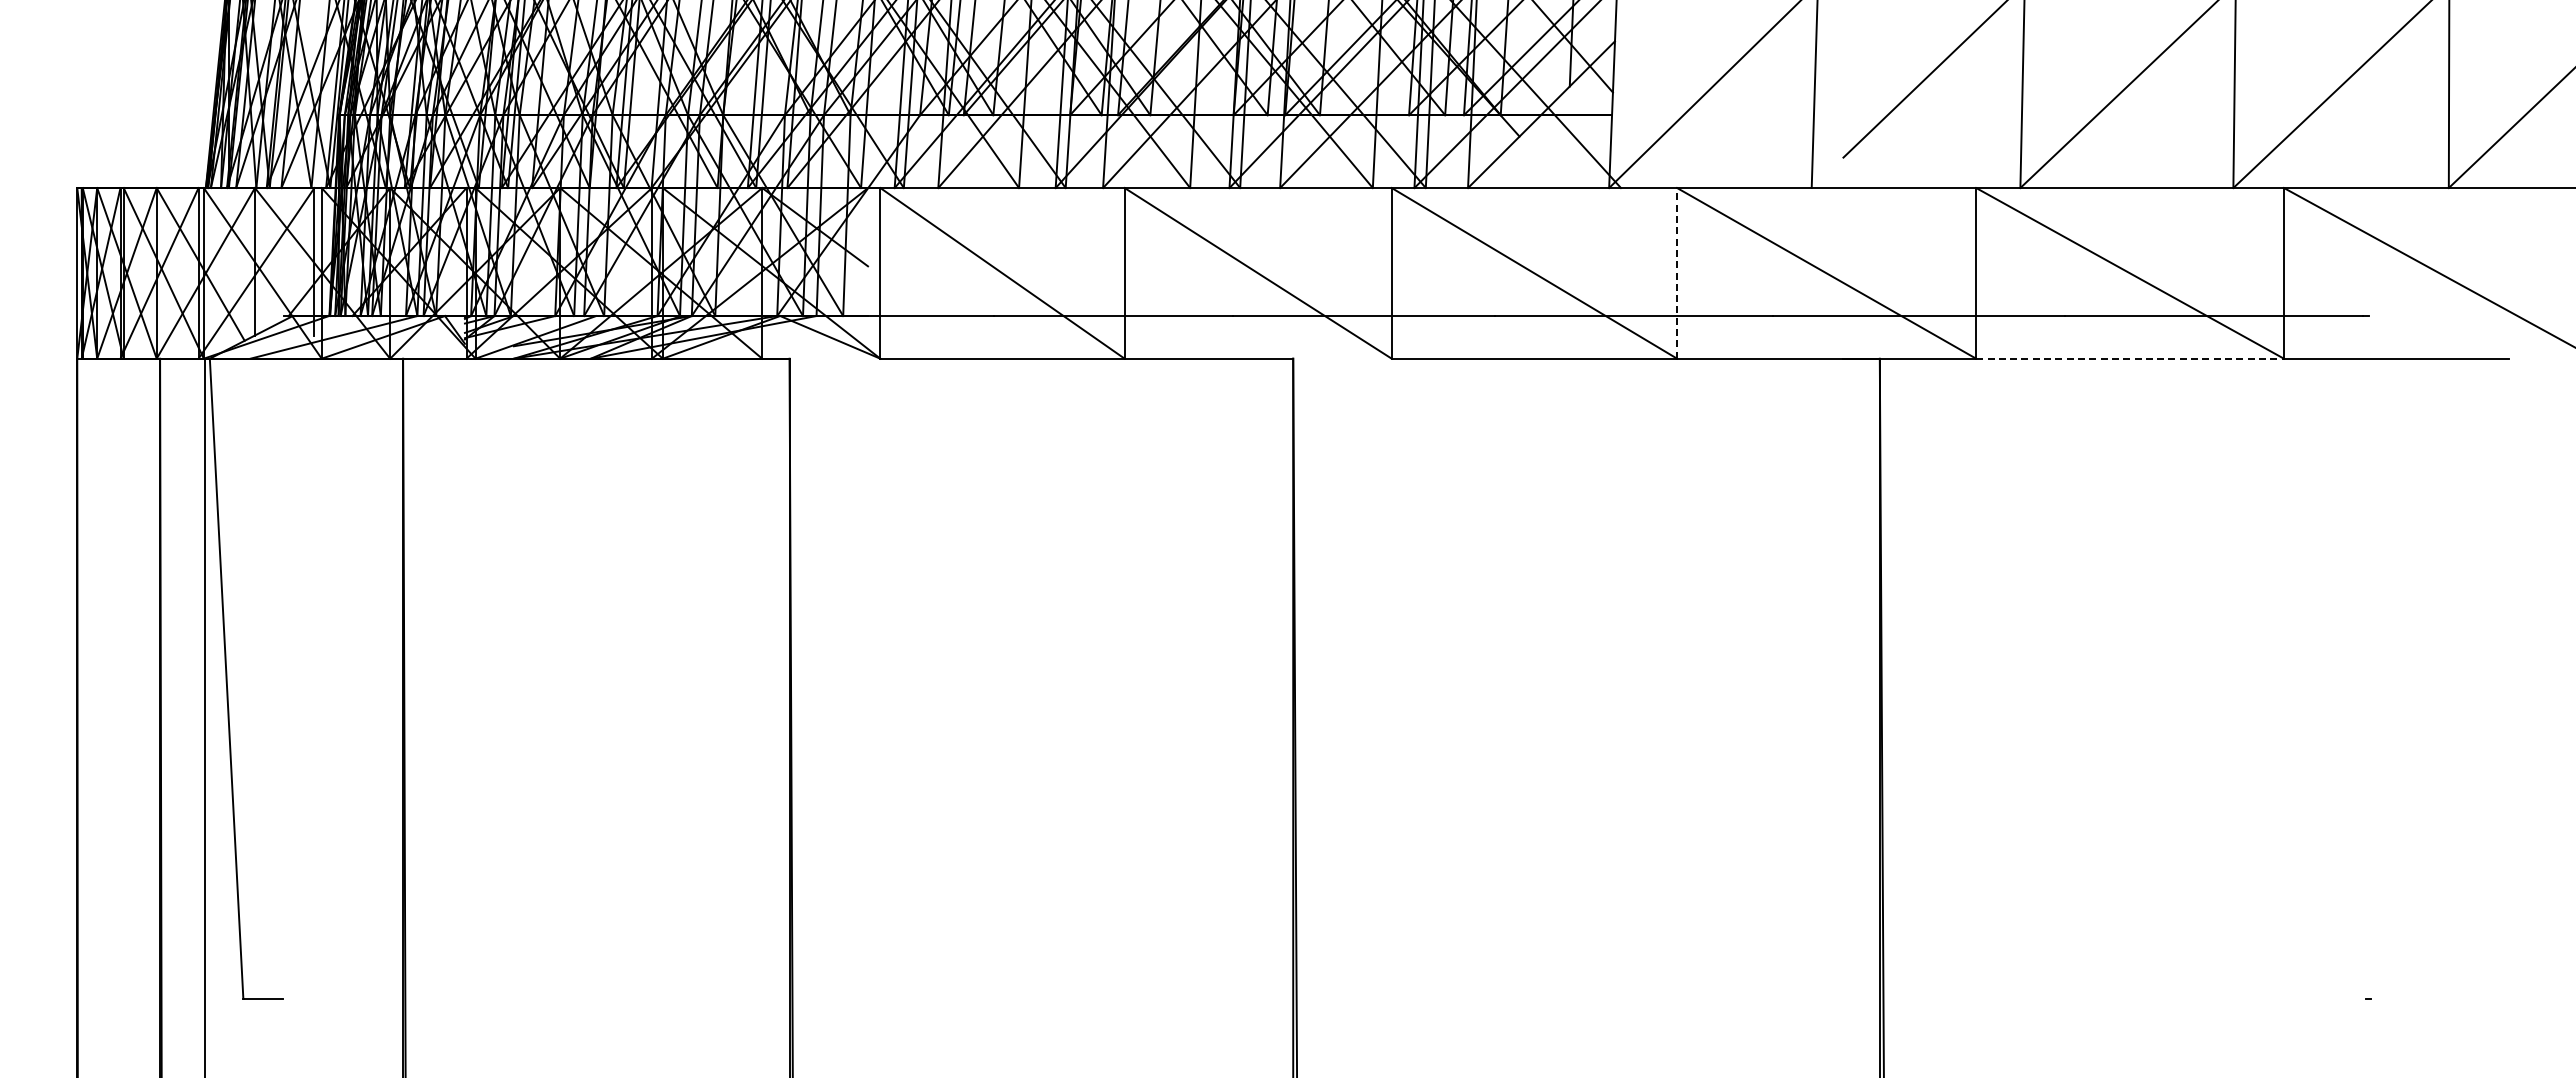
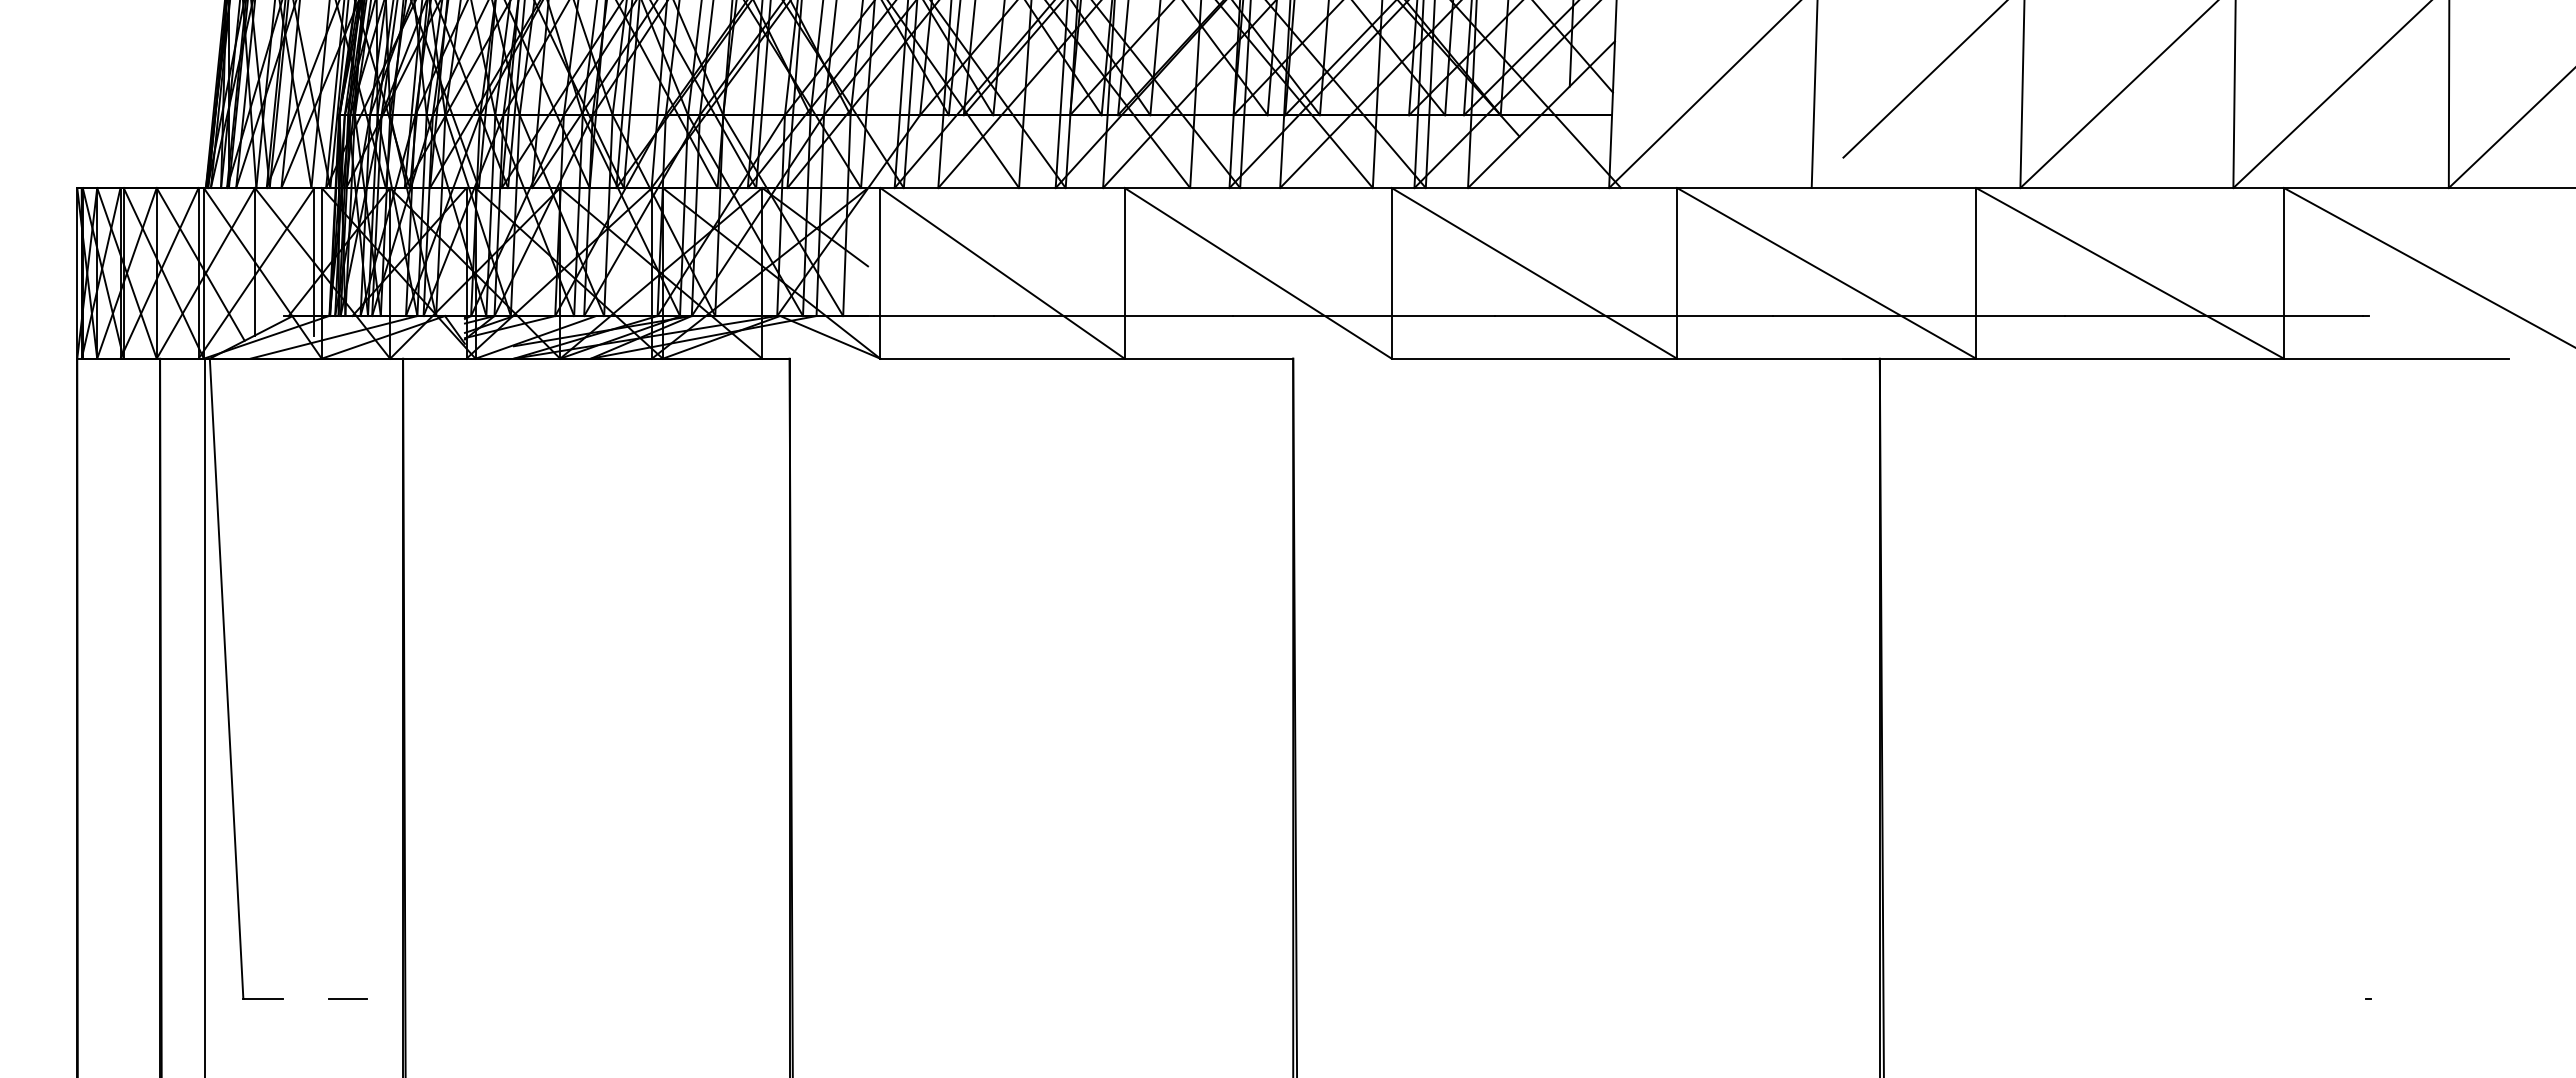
line: dashed -> solid (1677, 272)
line: dashed -> solid (2130, 358)
line: none -> present (347, 998)
